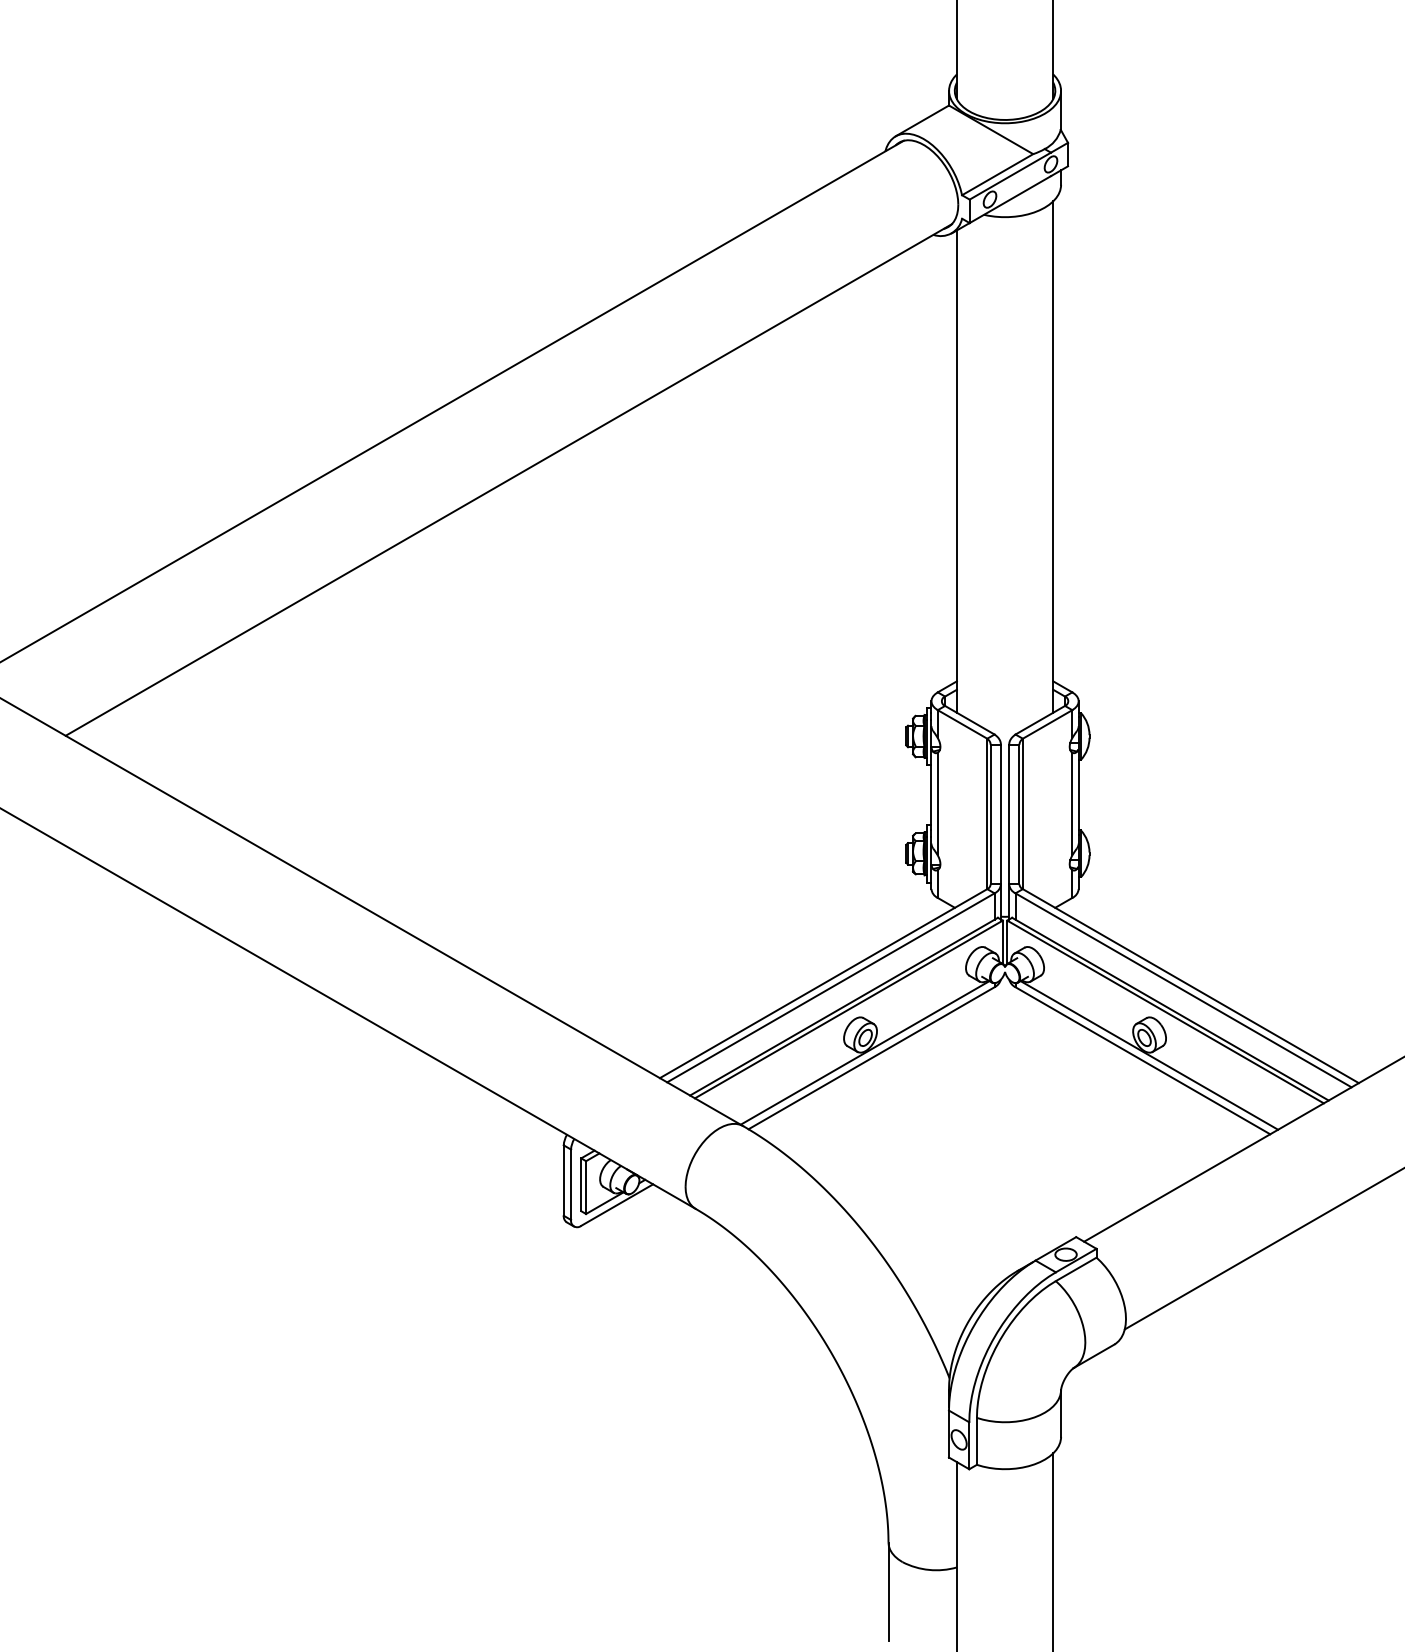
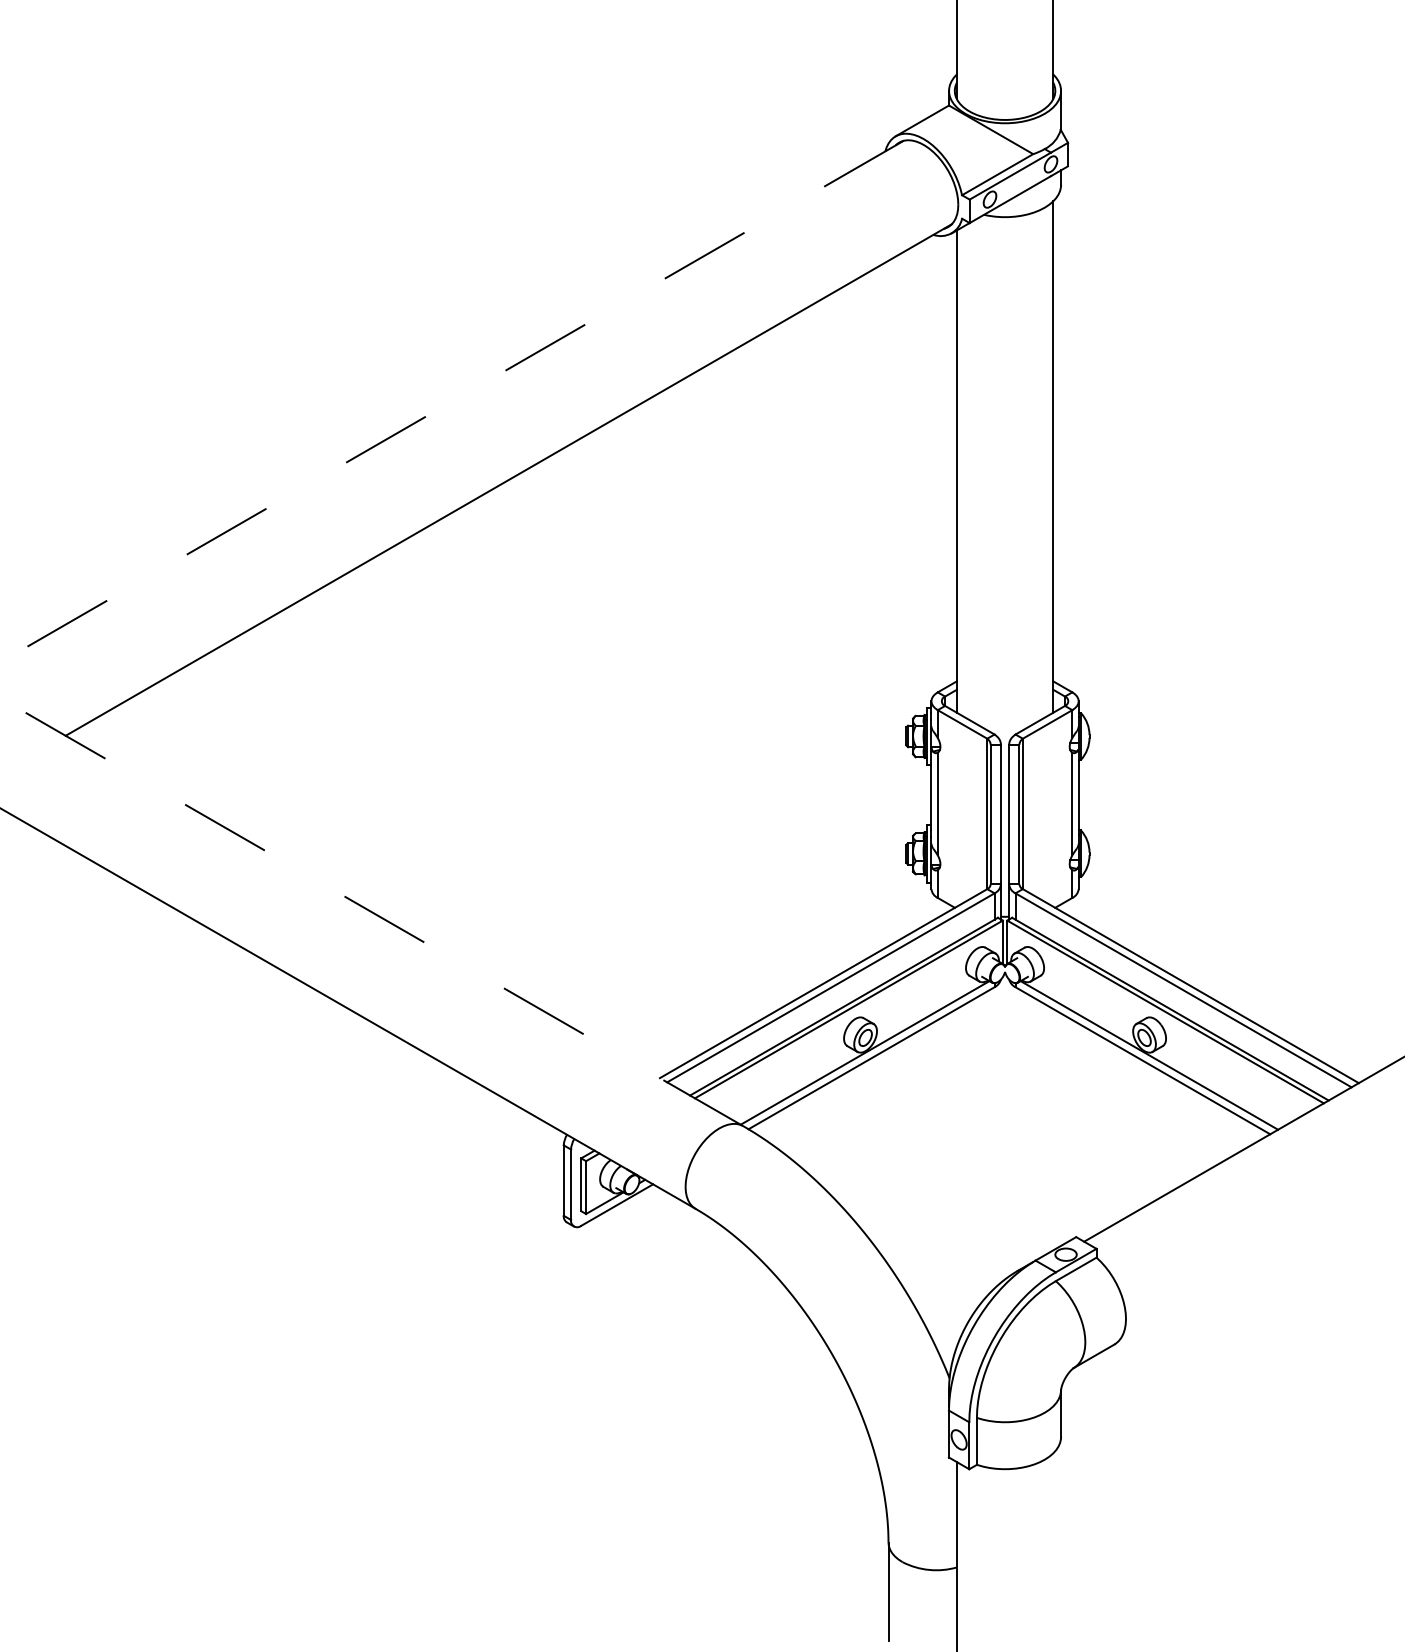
line: solid -> dashed (452, 401)
line: solid -> dashed (371, 911)
line: present -> none (1262, 1249)
line: present -> none (1053, 1550)
